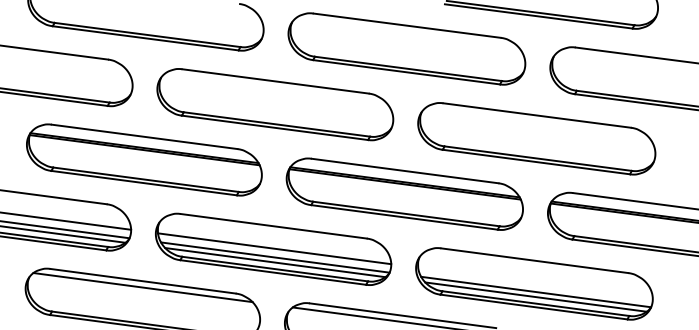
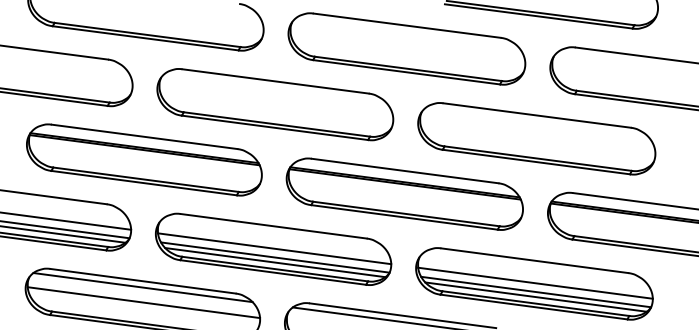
line: none -> present (535, 282)
line: none -> present (143, 302)
